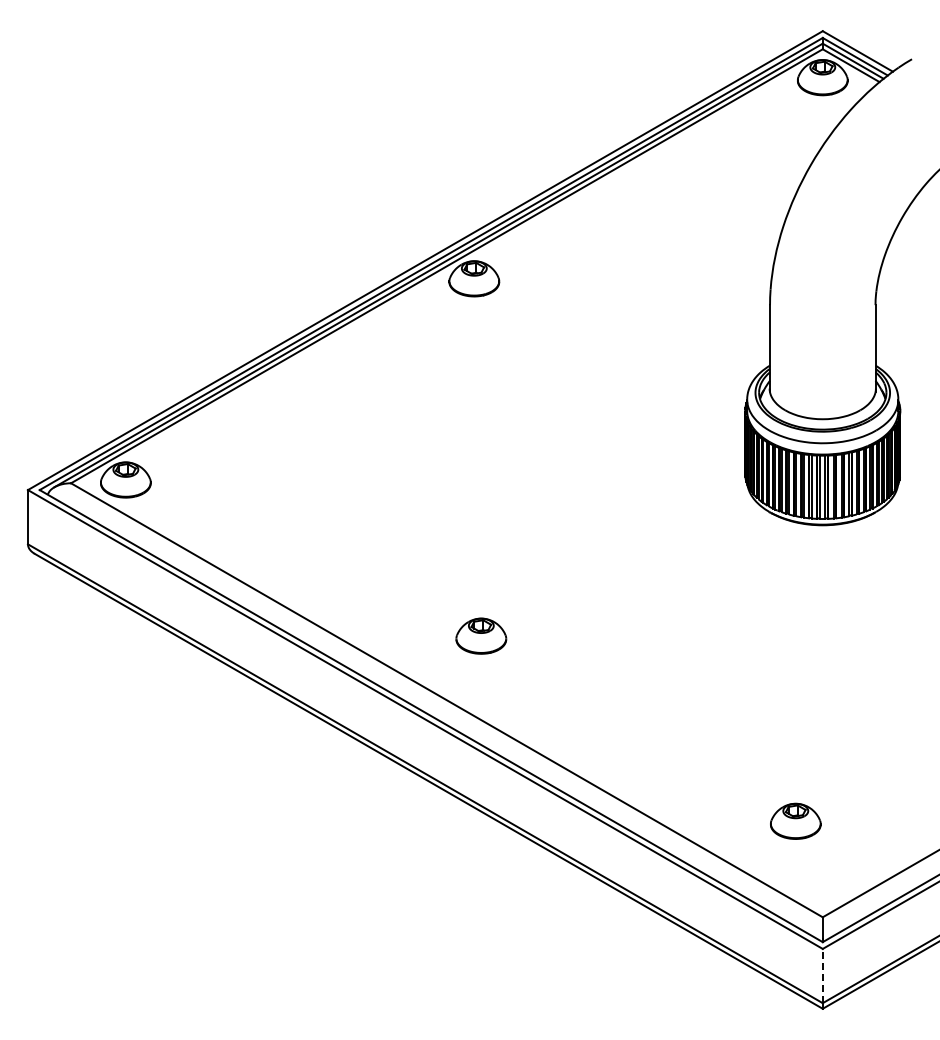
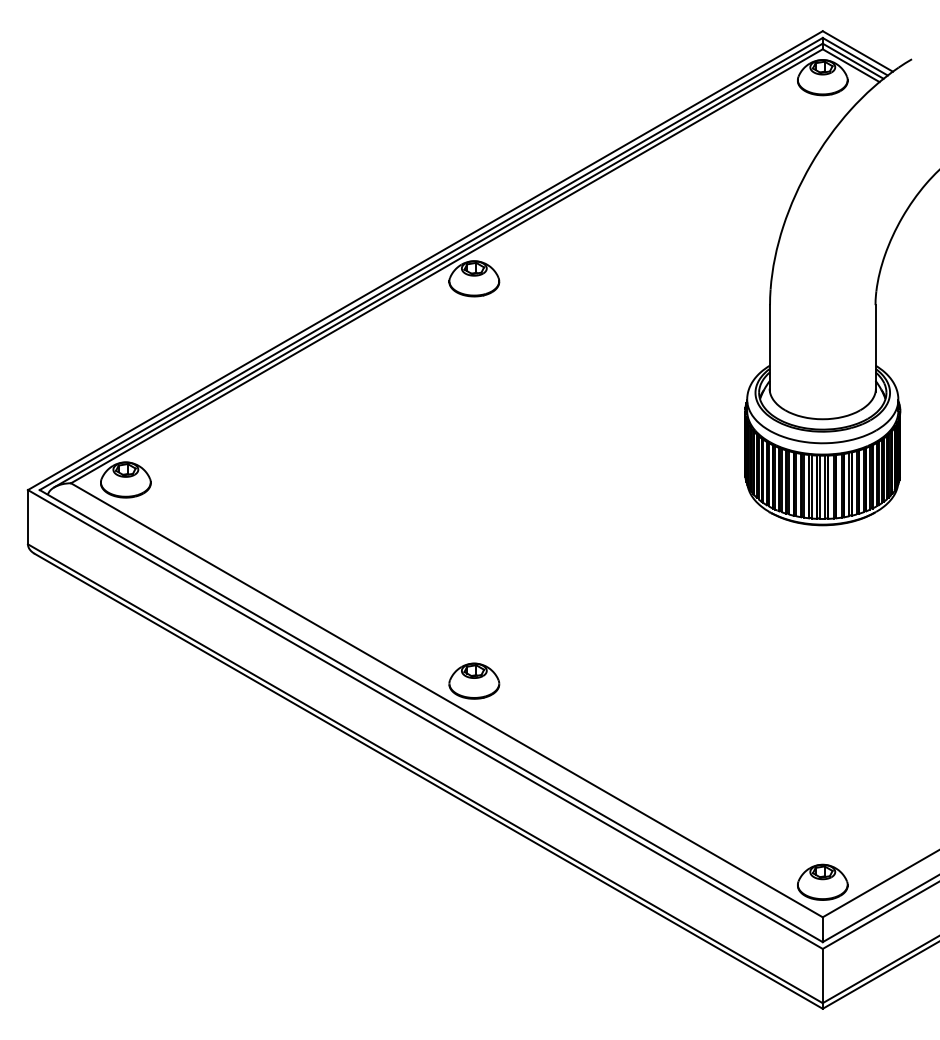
part position: (481, 635) -> (474, 680) (474, 680)
part position: (795, 820) -> (822, 881) (822, 881)
line: dashed -> solid (822, 975)
